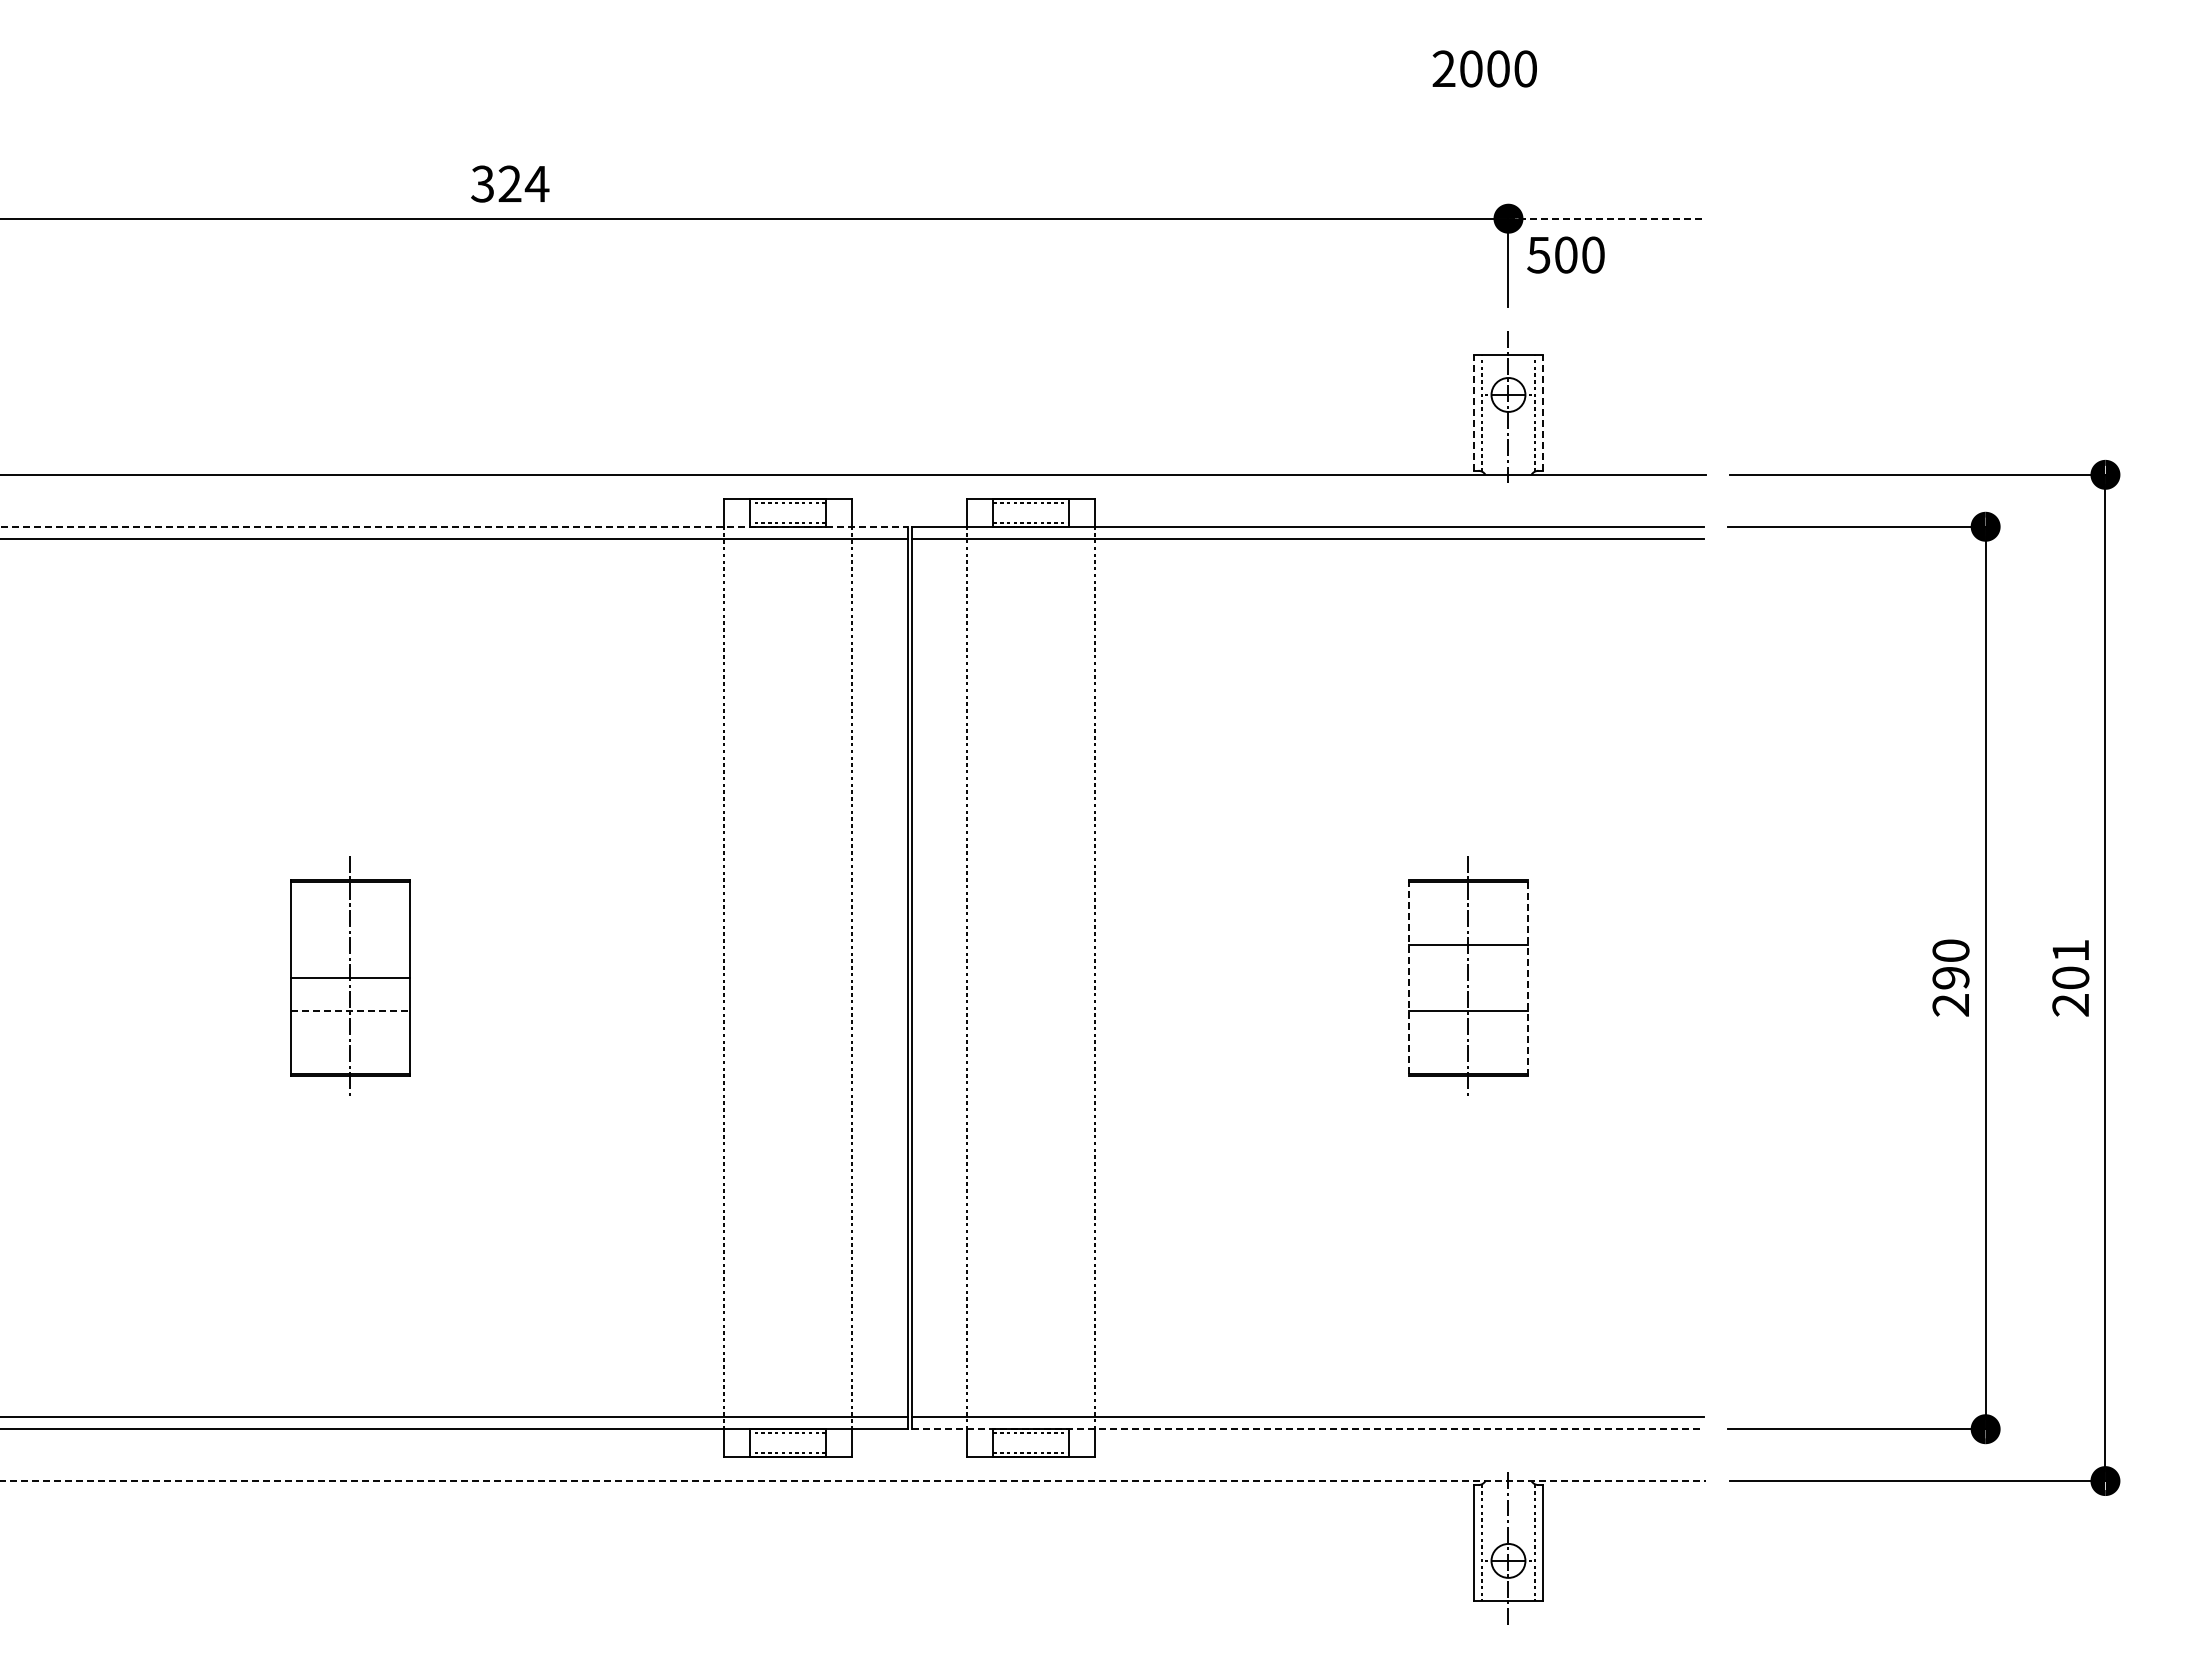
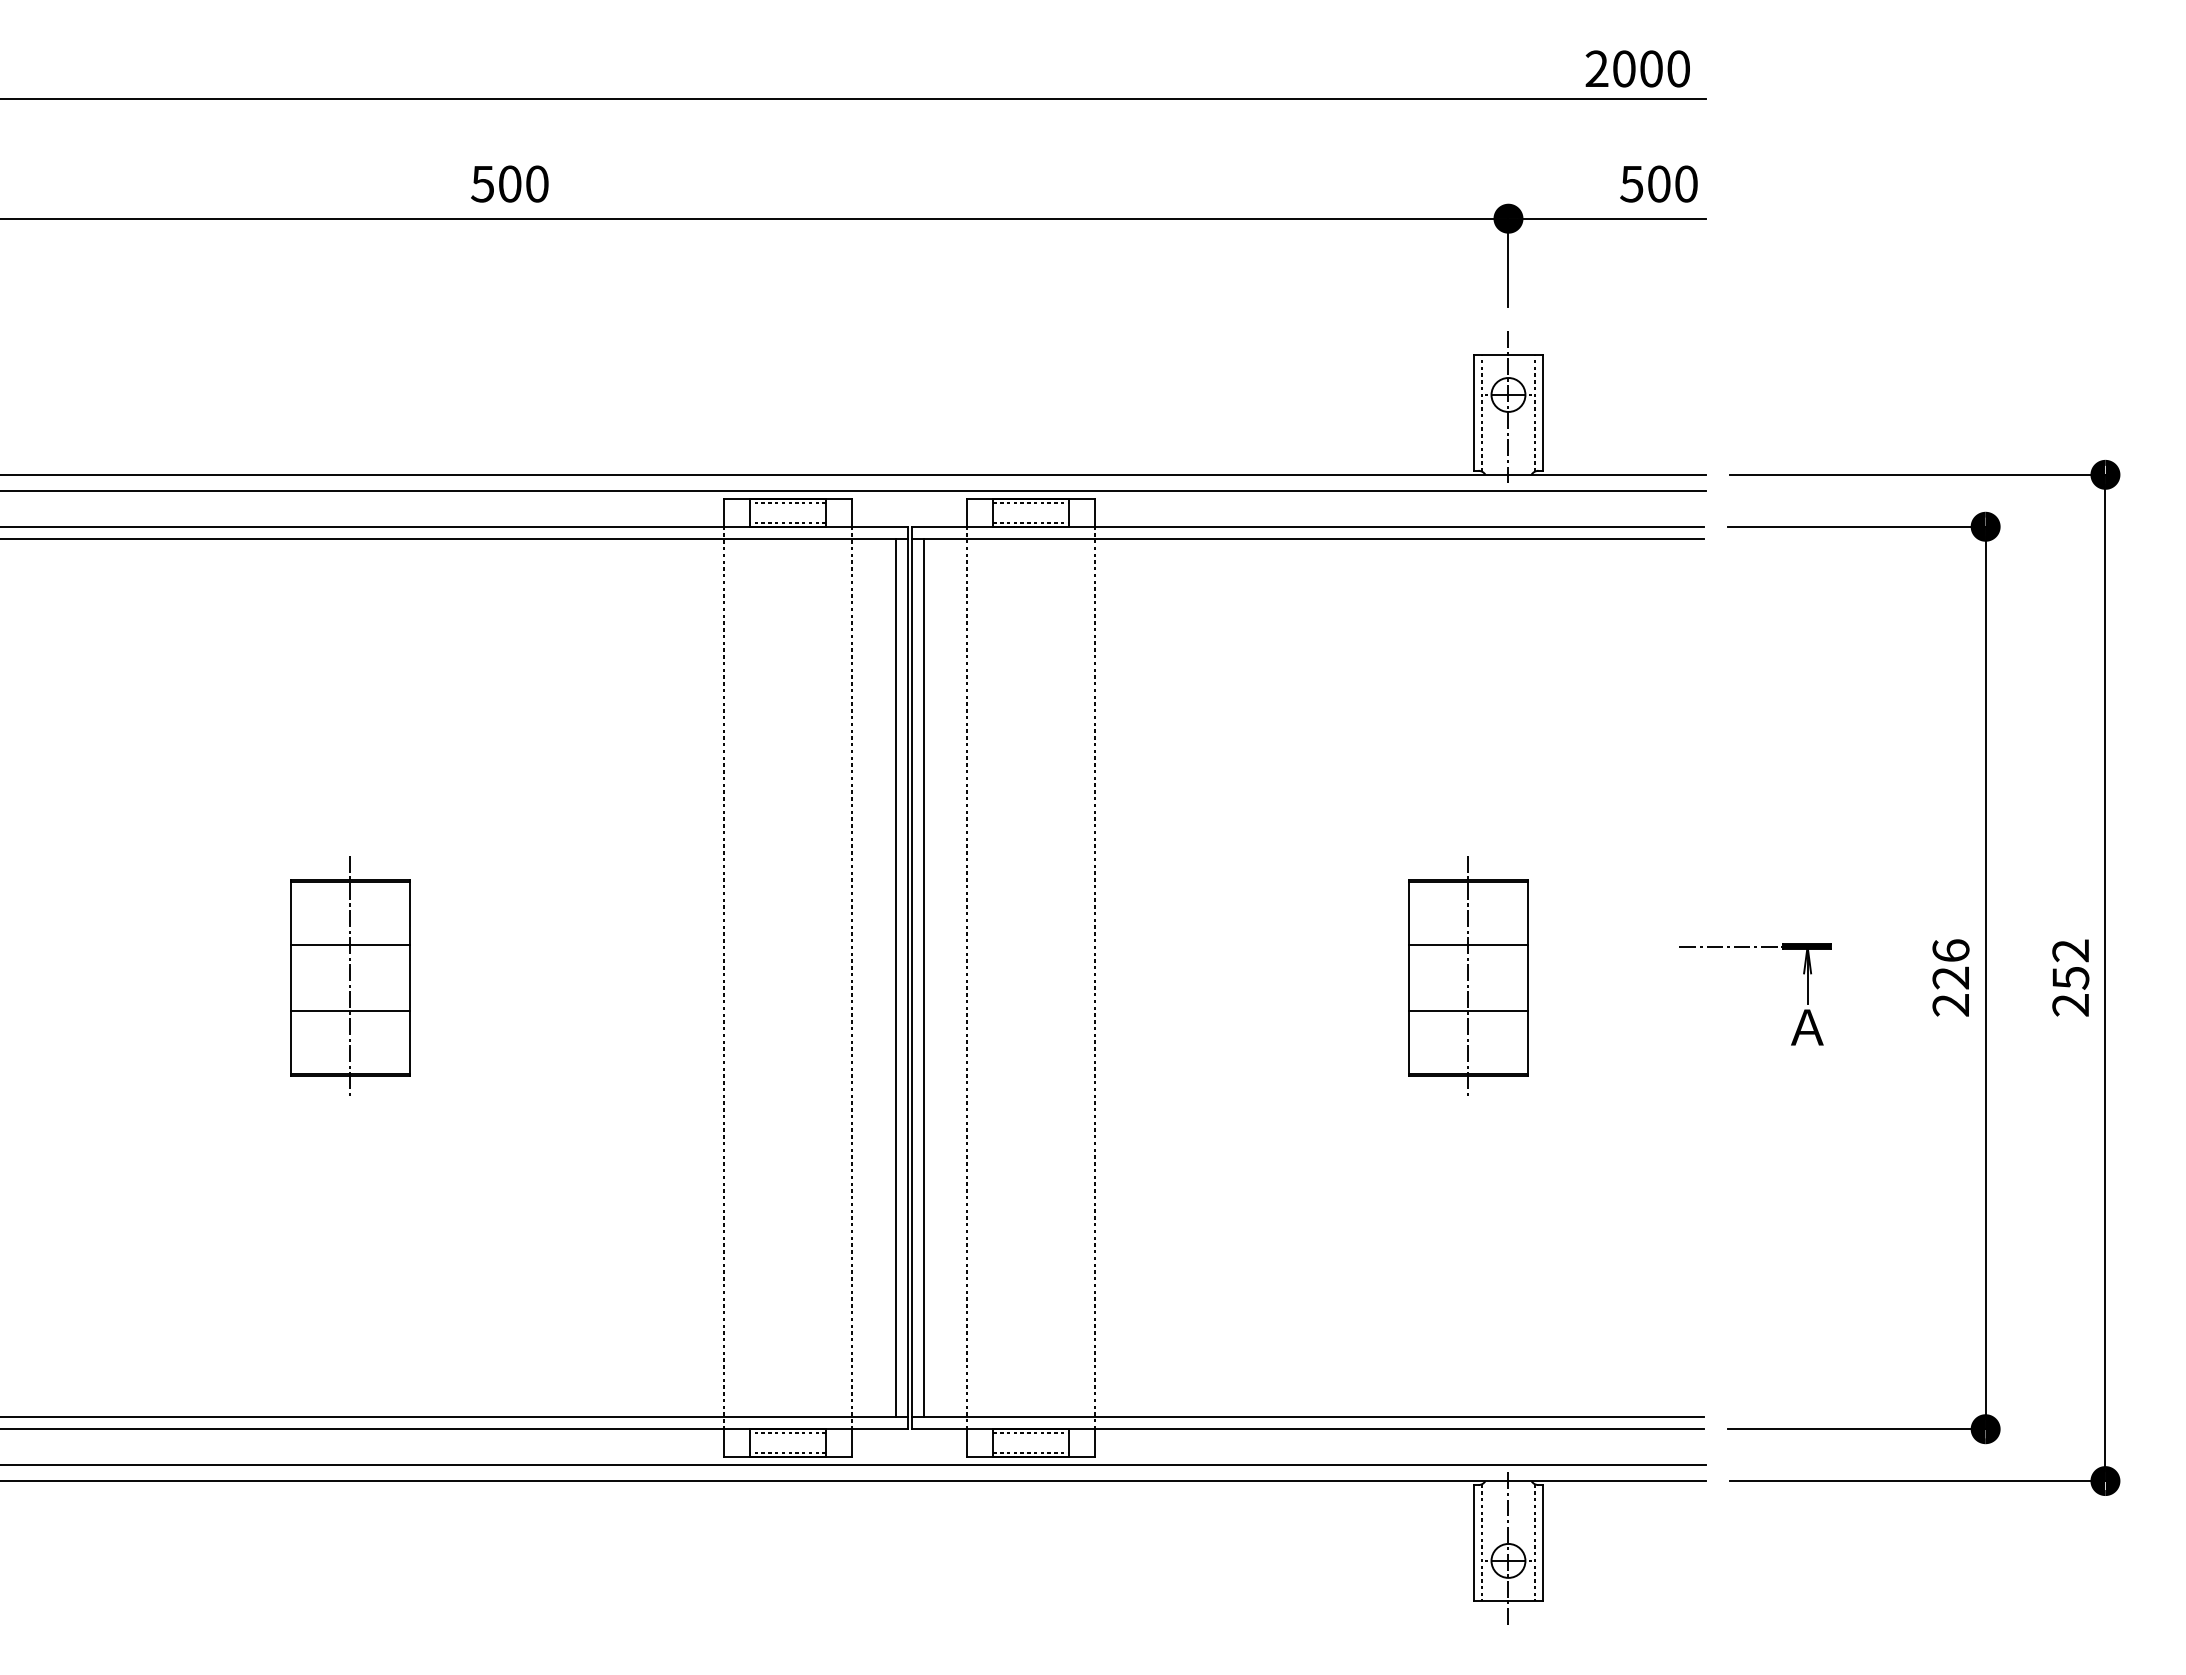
text position: (1484, 68) -> (1637, 68) (1637, 68)
line: none -> present (854, 98)
text: 324 -> 500 (510, 183)
line: dashed -> solid (1607, 218)
text position: (1565, 254) -> (1658, 183) (1658, 183)
line: dashed -> solid (1473, 412)
line: dashed -> solid (1543, 412)
line: none -> present (854, 490)
line: dashed -> solid (454, 526)
part: none -> present (1755, 947)
text: 290 -> 226 (1950, 964)
text: 201 -> 252 (2070, 964)
line position: (350, 977) -> (350, 944) (350, 944)
line: none -> present (895, 977)
line: none -> present (923, 977)
line: dashed -> solid (1408, 977)
line: dashed -> solid (1528, 977)
line: dashed -> solid (350, 1011)
line: dashed -> solid (1308, 1429)
line: none -> present (854, 1465)
line: dashed -> solid (853, 1481)
